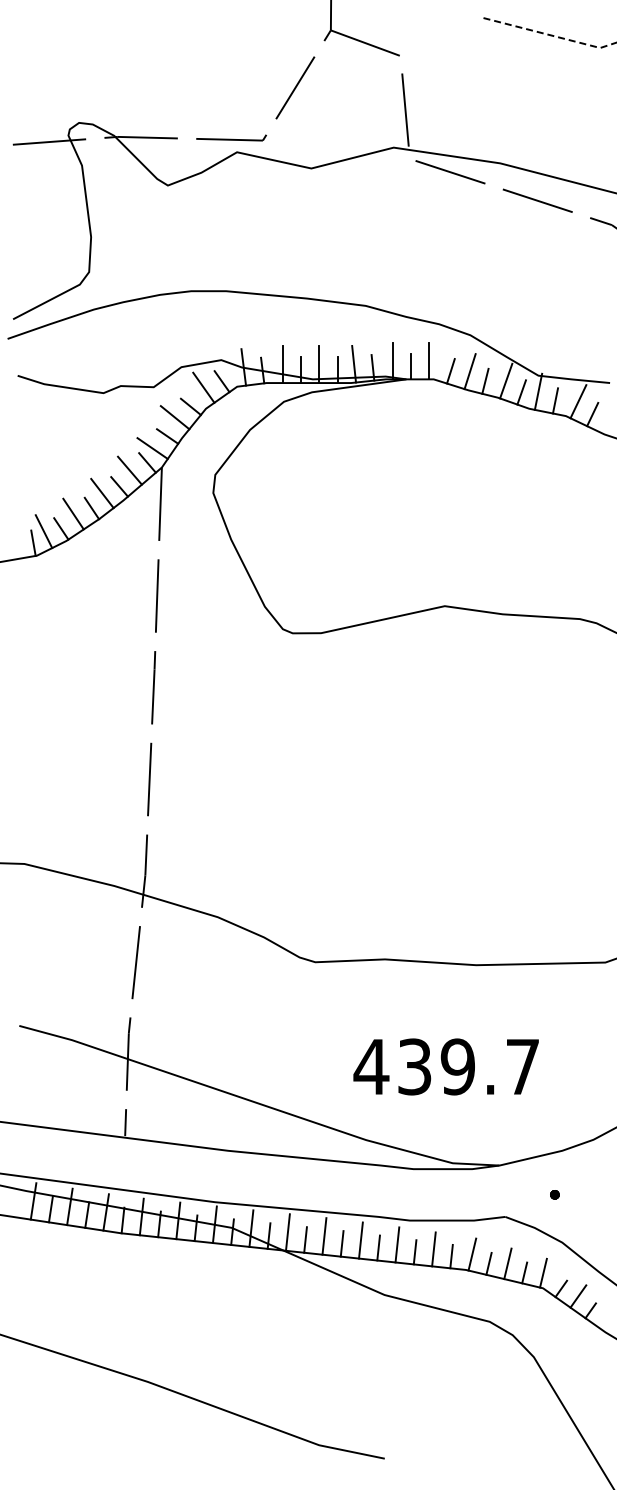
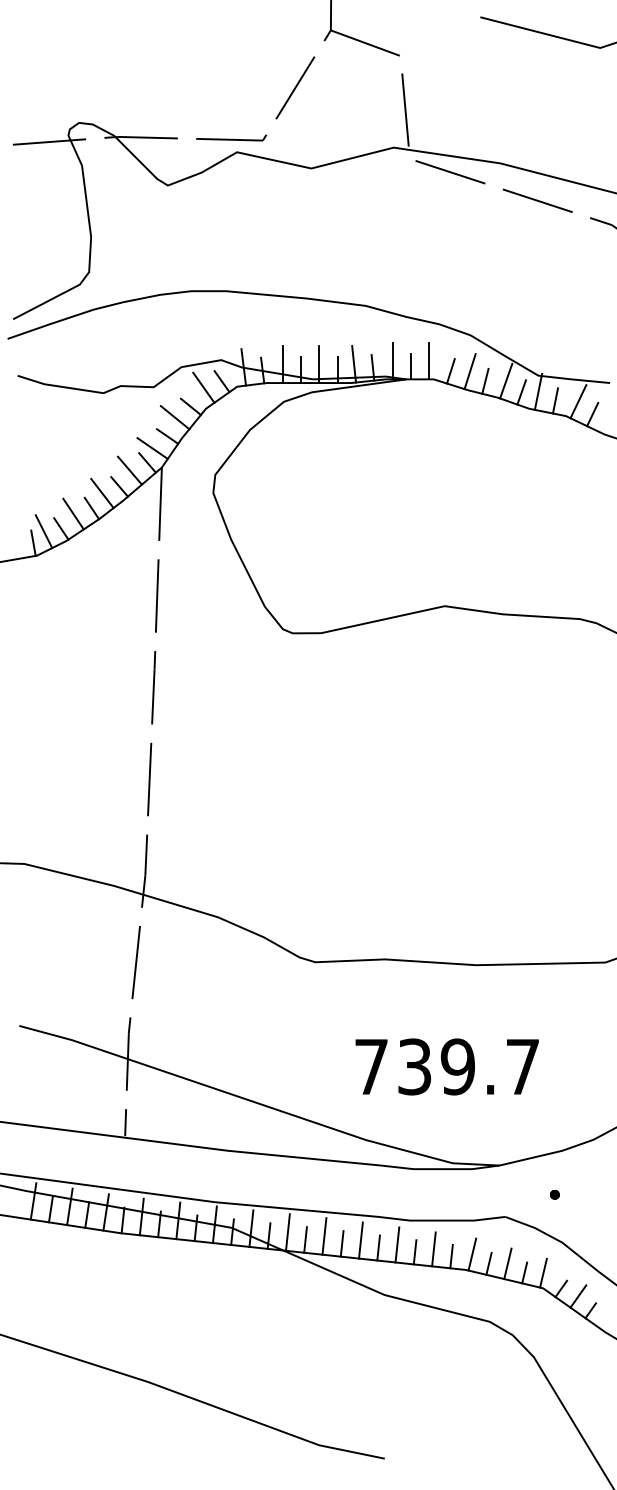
line: dashed -> solid (548, 34)
text: 439.7 -> 739.7 (371, 1066)
